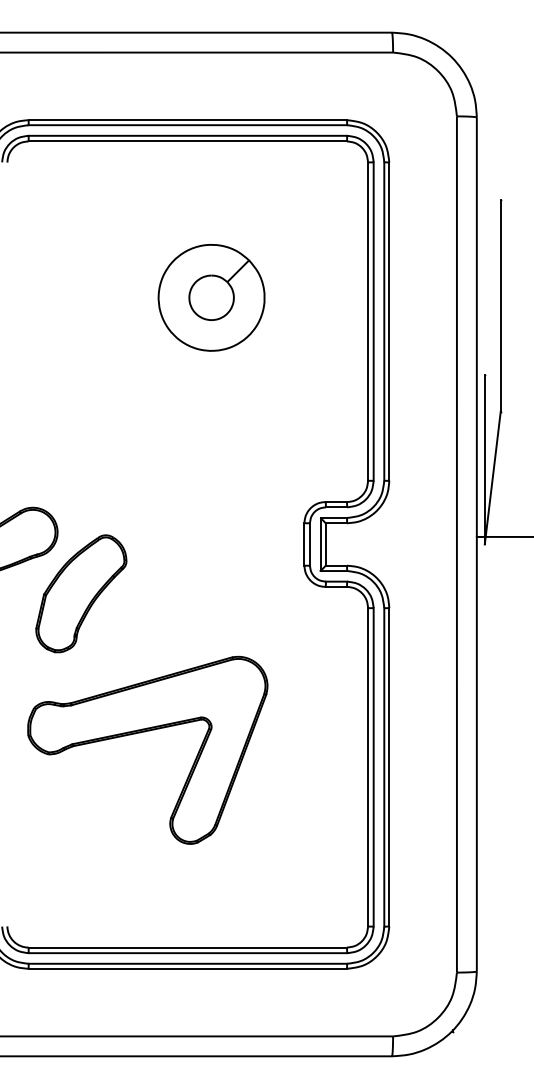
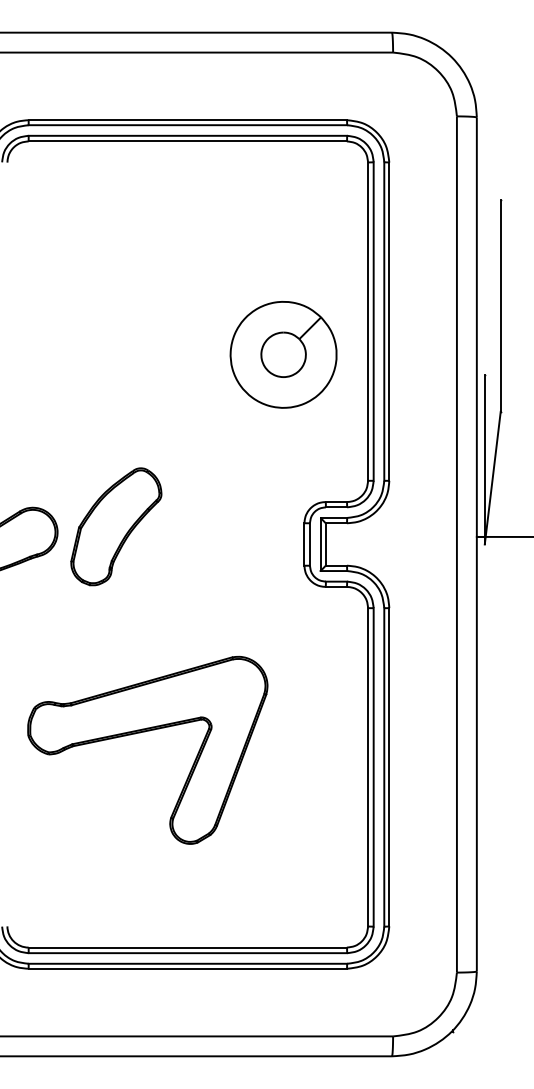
part position: (211, 297) -> (283, 354) (283, 354)
part position: (81, 593) -> (116, 526) (116, 526)
